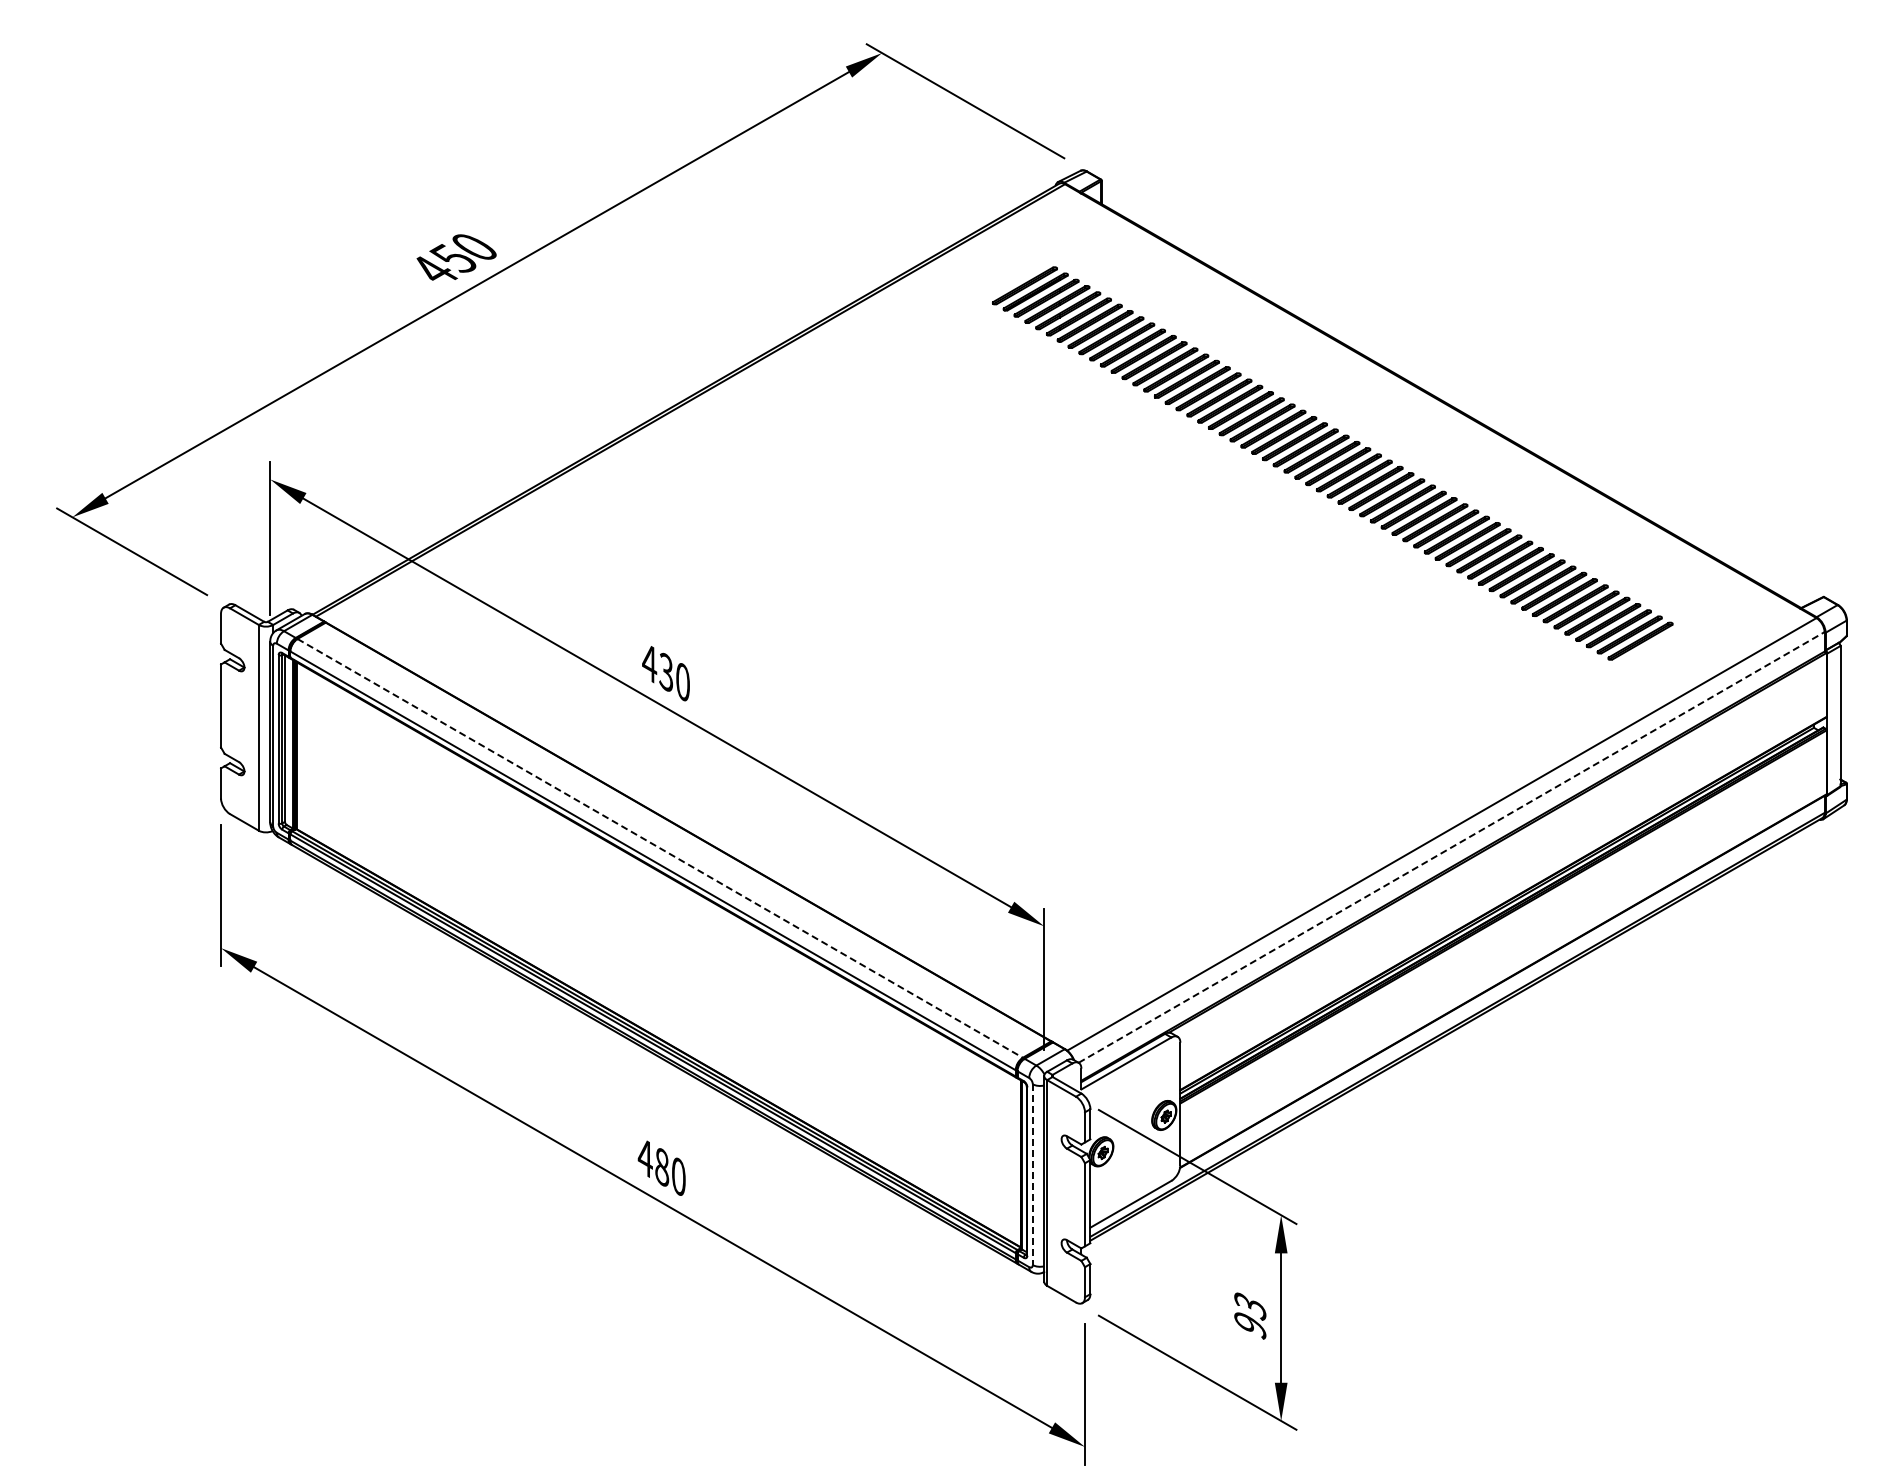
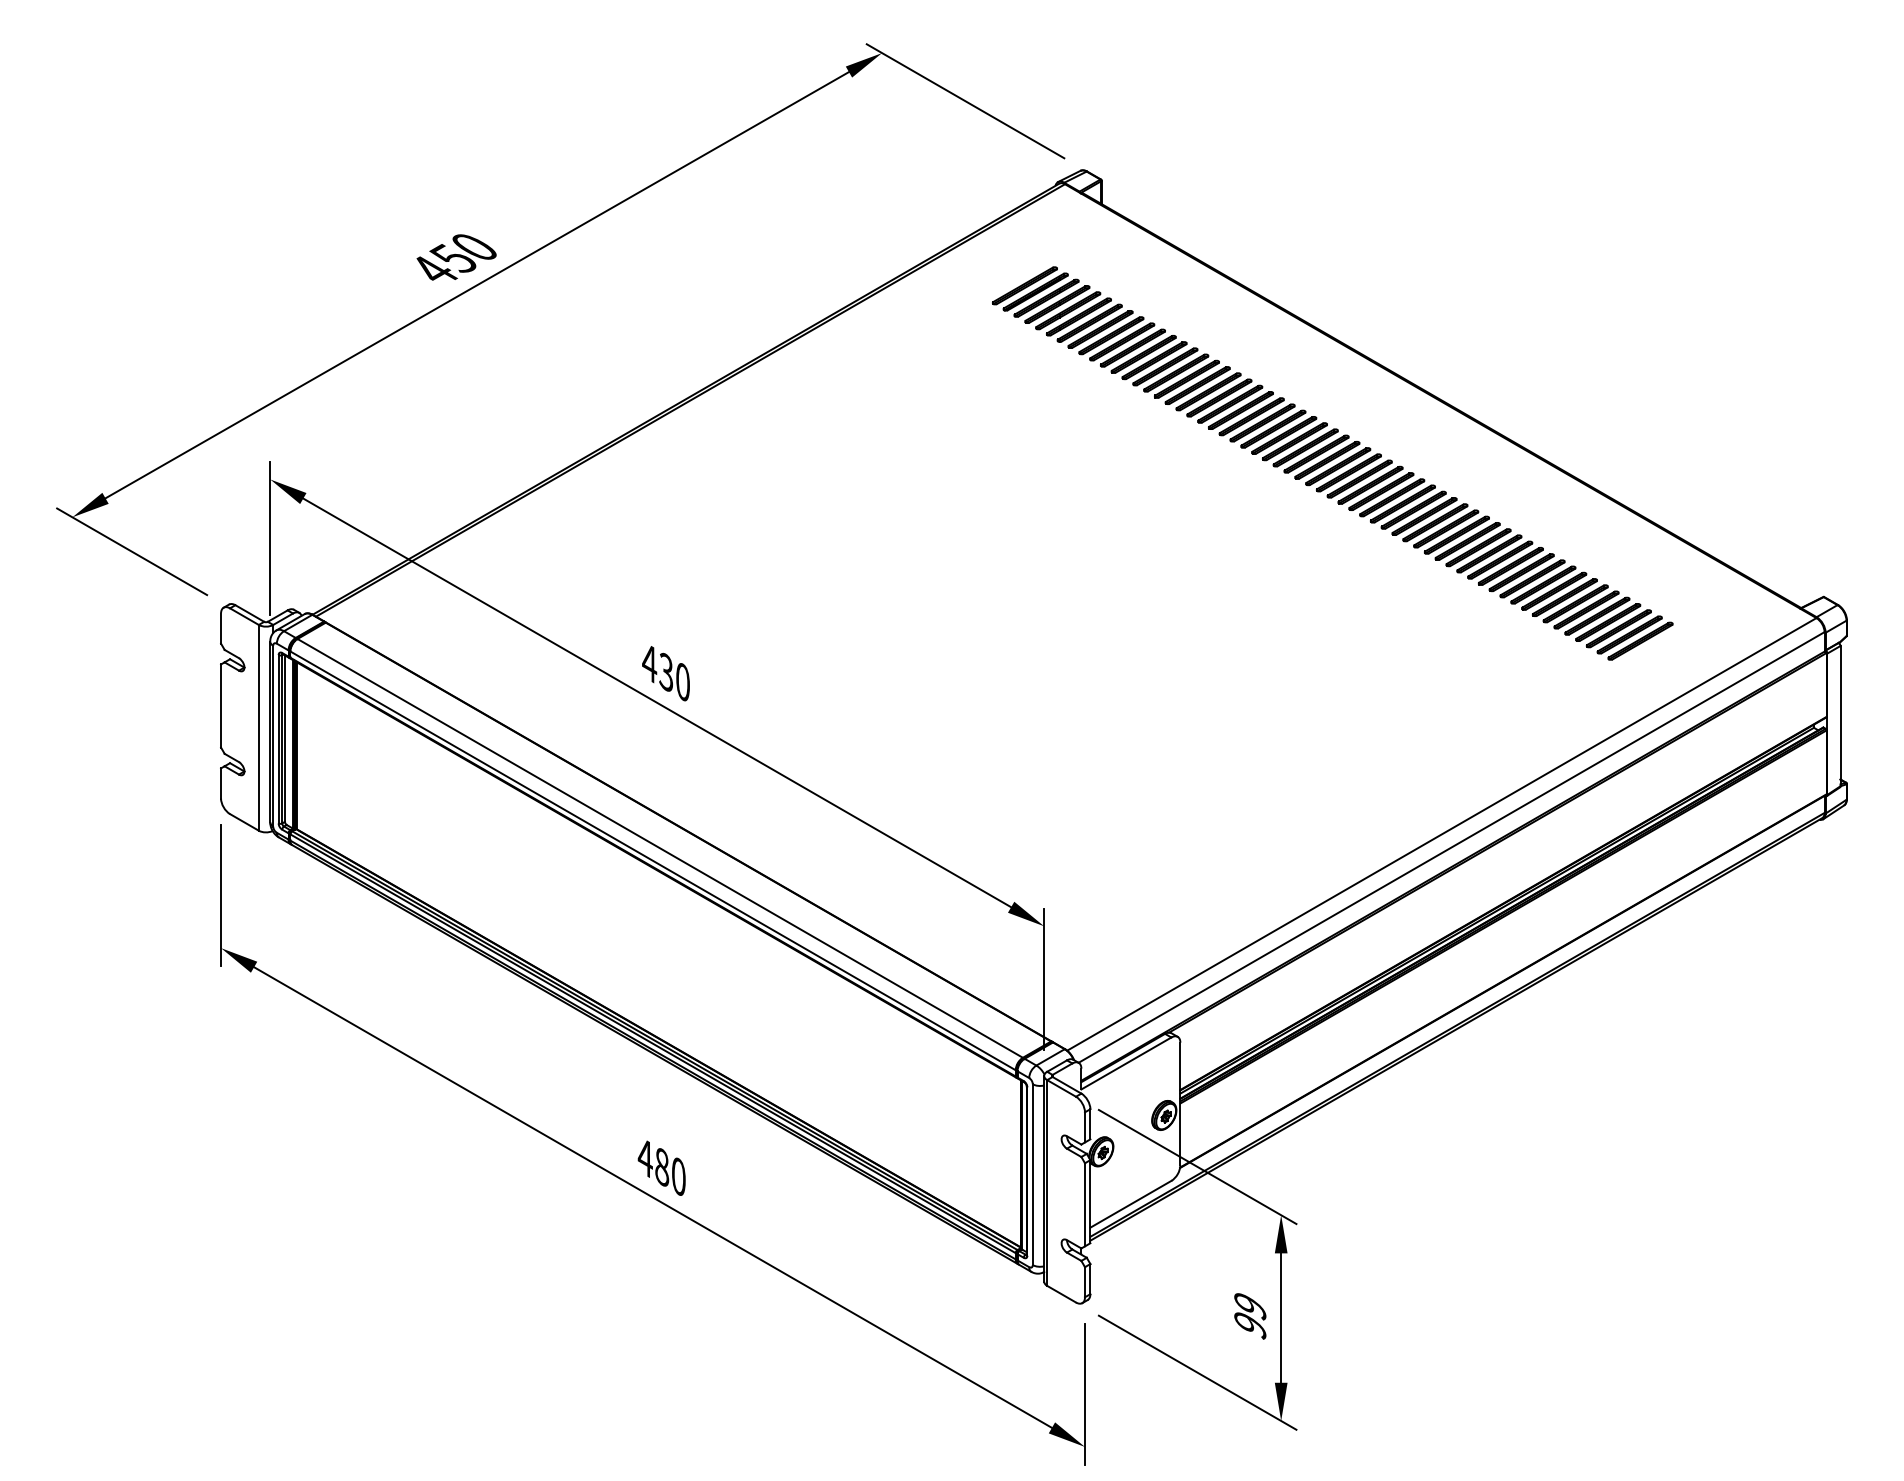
line: dashed -> solid (1451, 847)
line: dashed -> solid (660, 848)
line: dashed -> solid (1032, 1175)
text: 93 -> 99 (1250, 1306)
